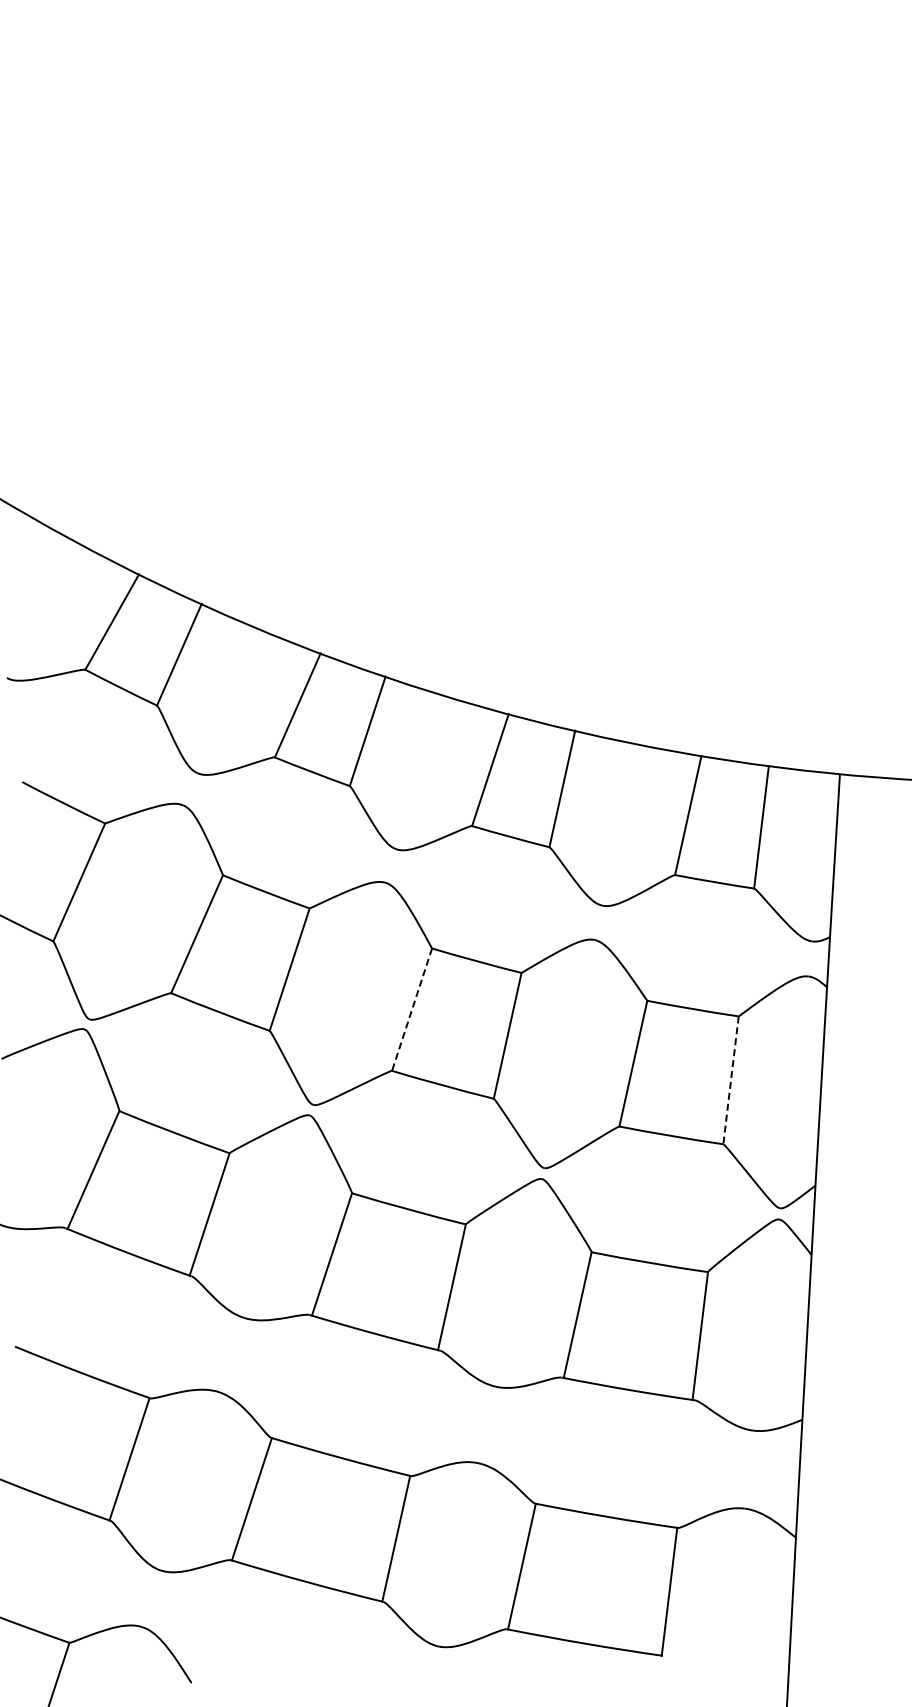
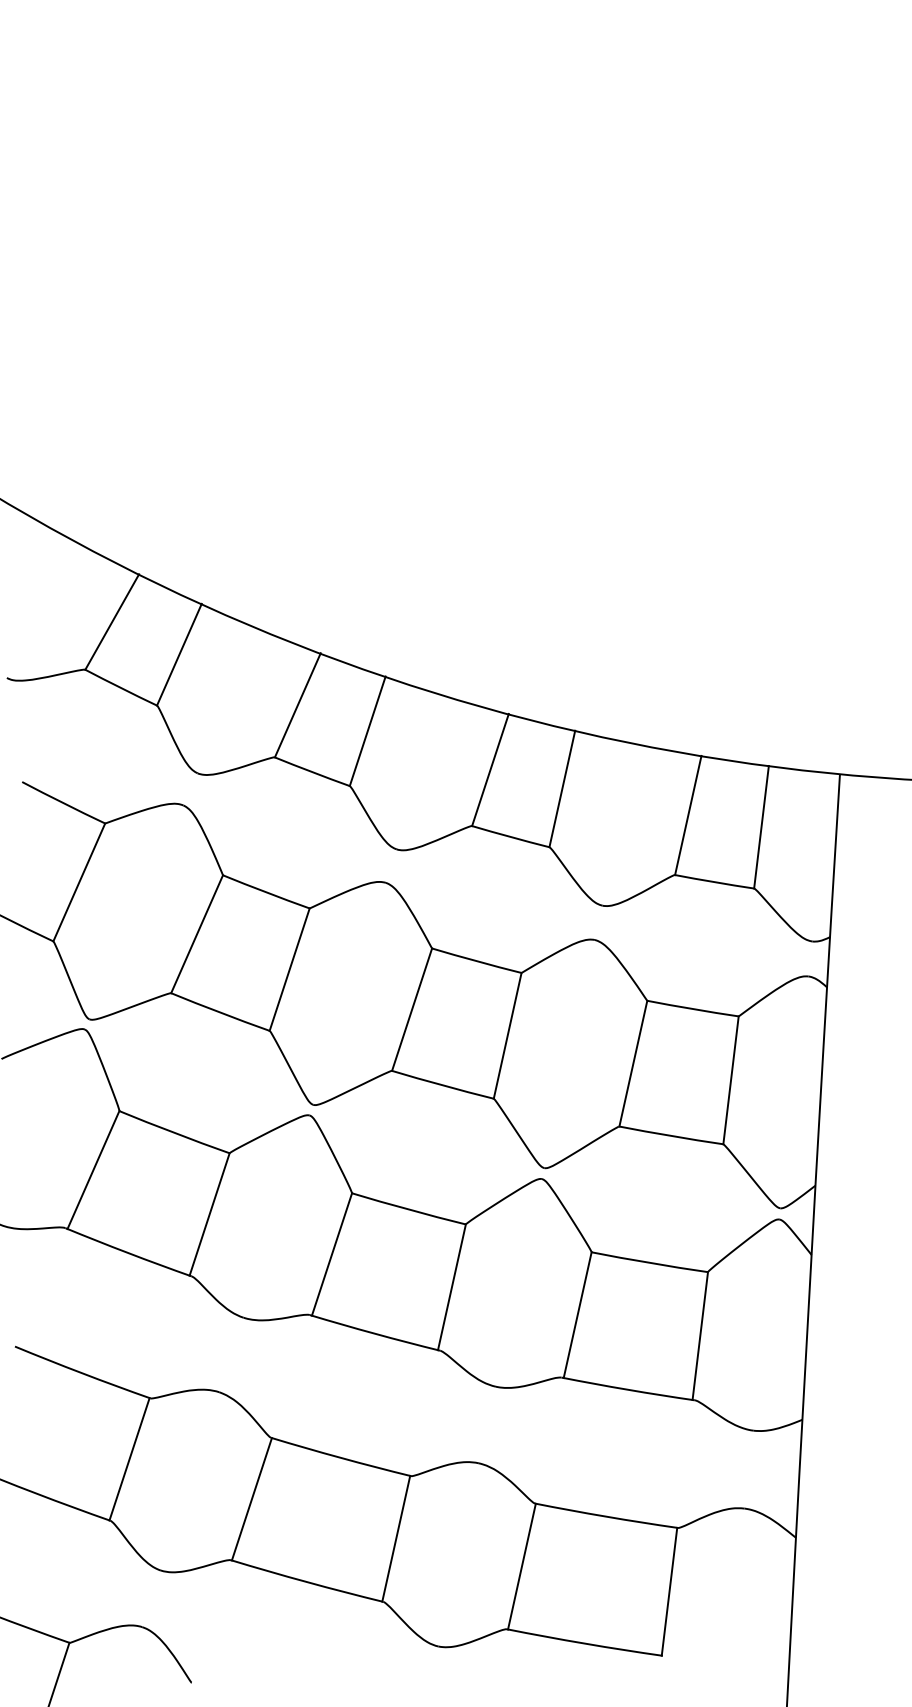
line: dashed -> solid (411, 1010)
line: dashed -> solid (730, 1080)
